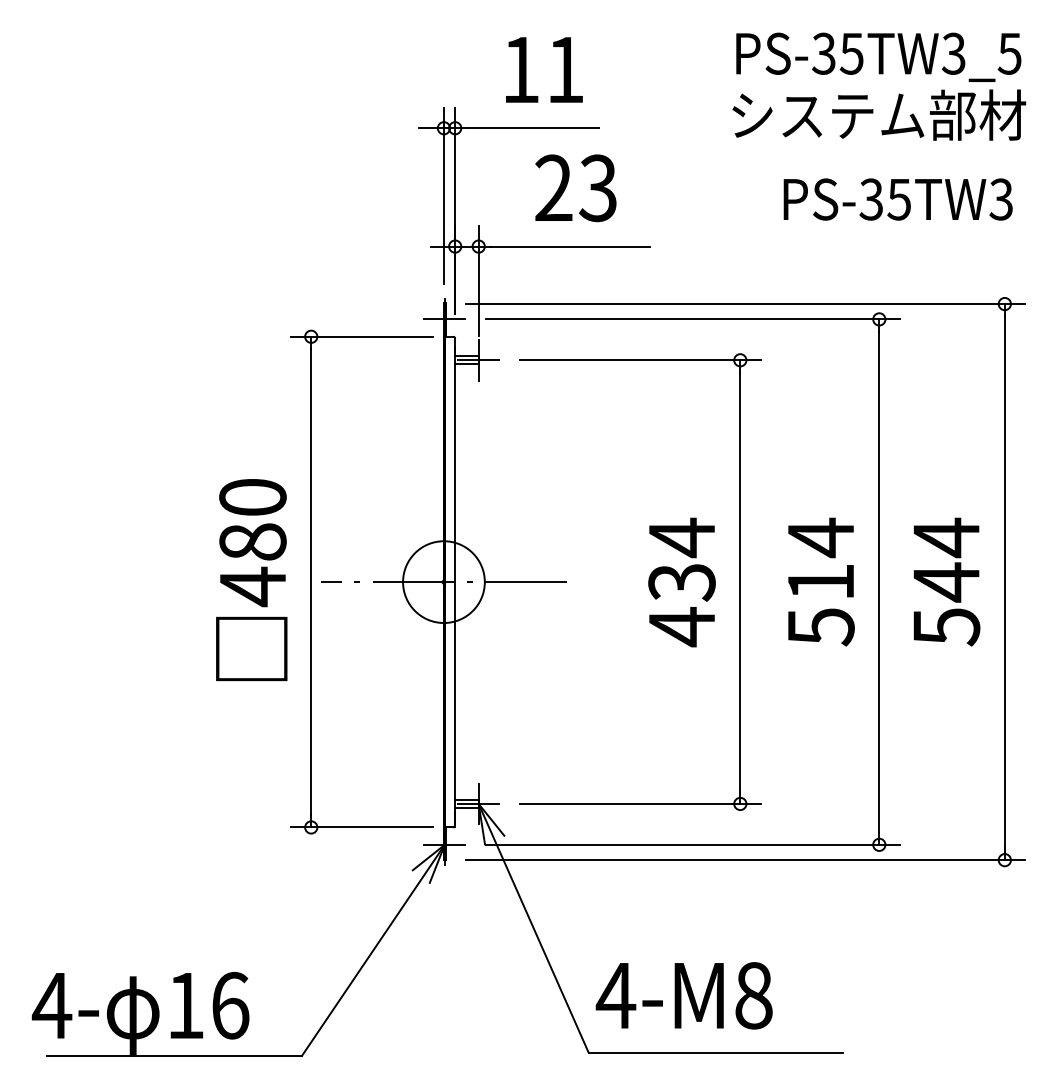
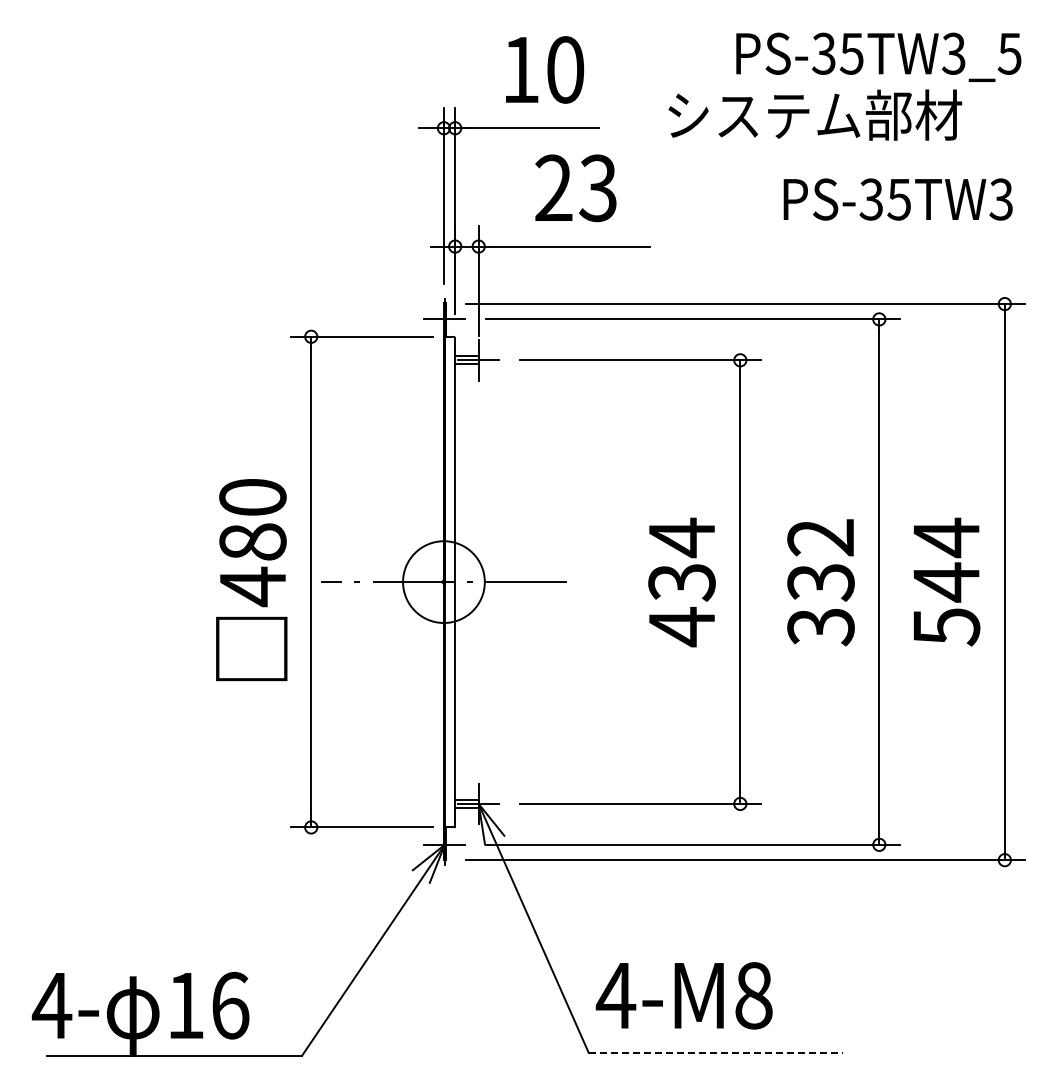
text: 11 -> 10 (565, 69)
text position: (879, 114) -> (815, 114) (815, 114)
text: 514 -> 332 (820, 581)
line: solid -> dashed (716, 1052)
